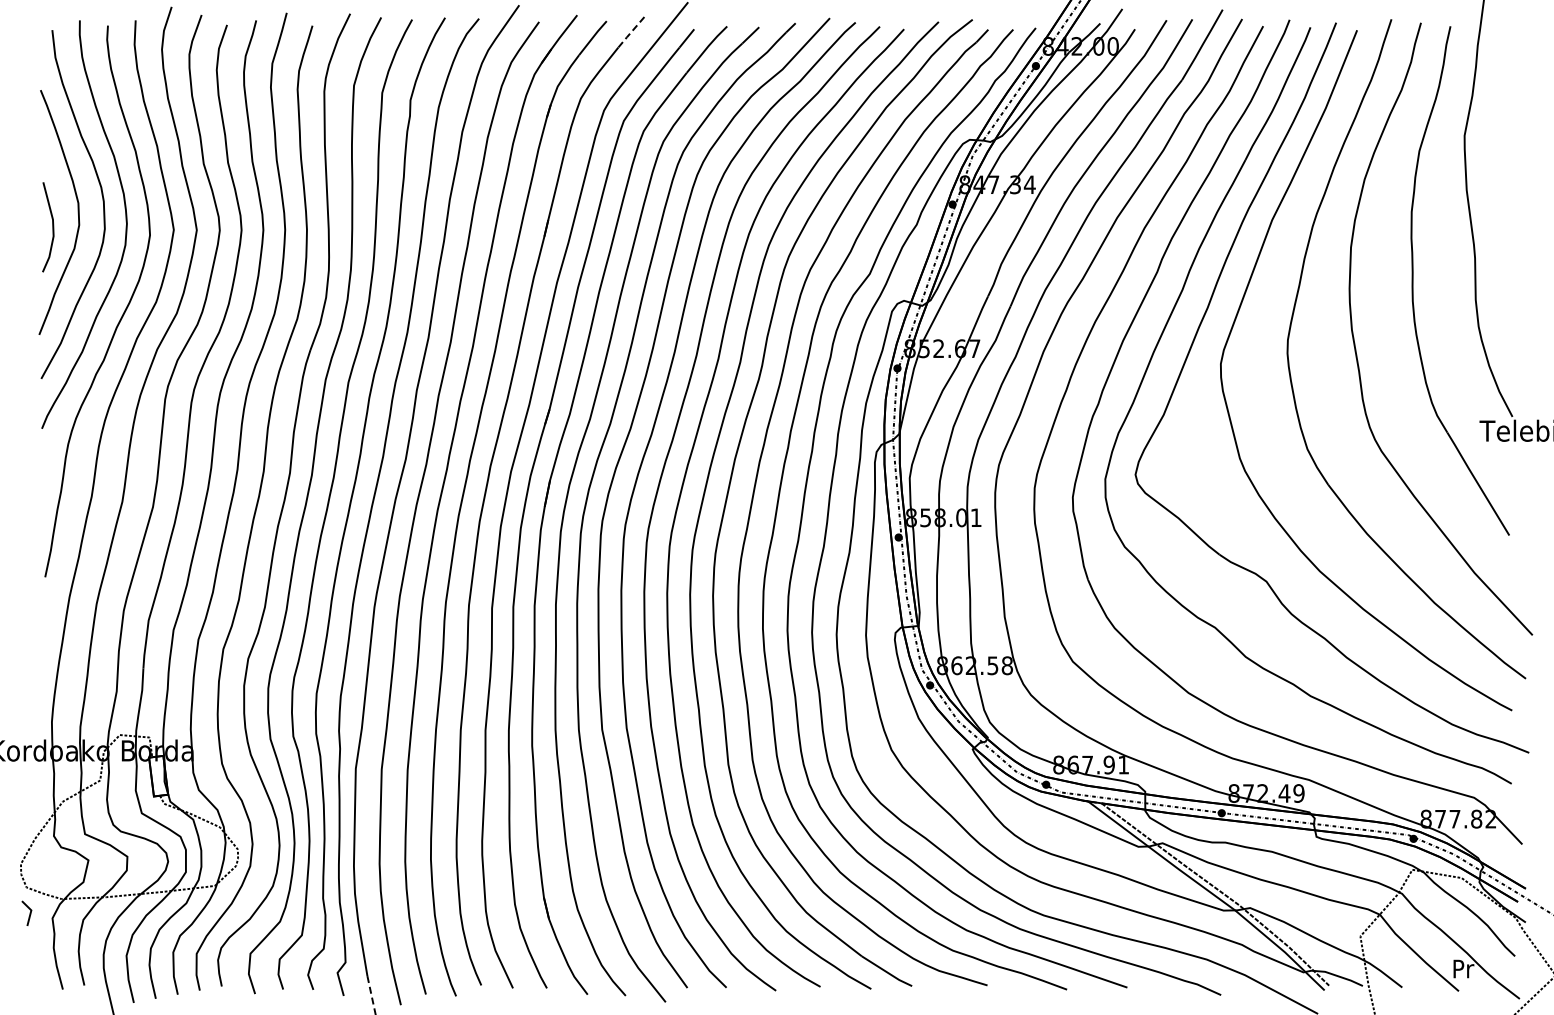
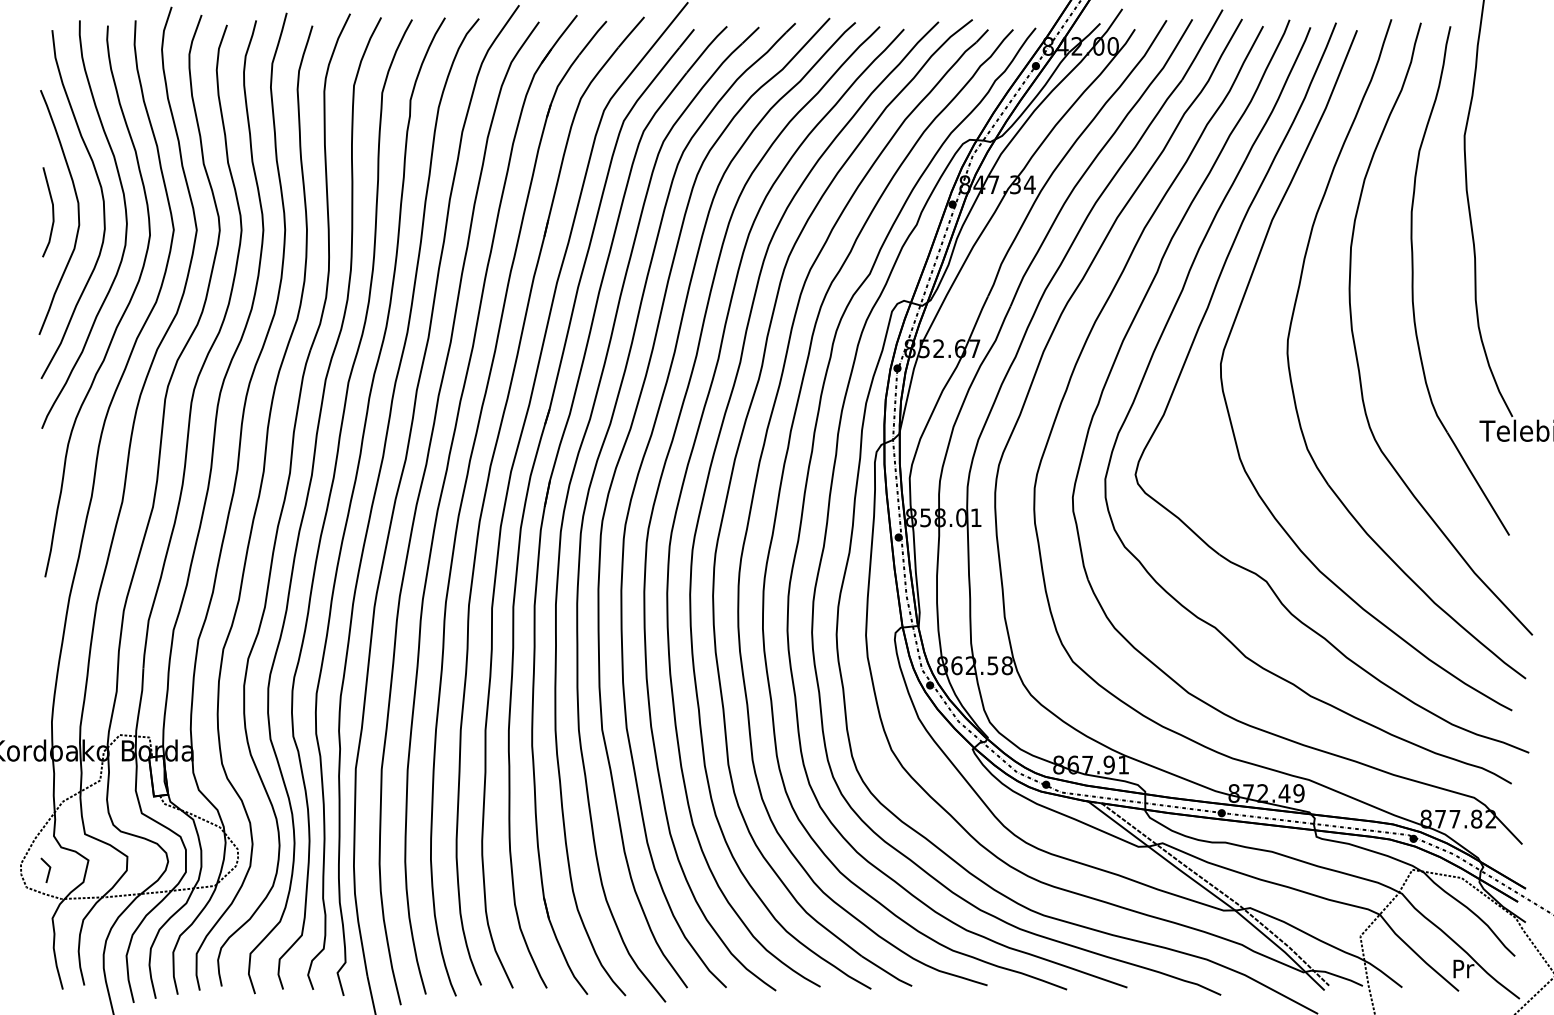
line: dashed -> solid (630, 32)
curve position: (52, 227) -> (52, 212) (52, 212)
line position: (29, 912) -> (48, 869) (48, 869)
line: dashed -> solid (371, 995)
